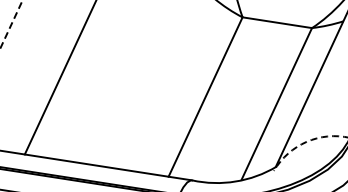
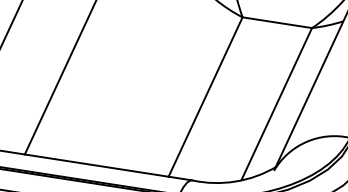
line: dashed -> solid (11, 24)
arc: dashed -> solid (305, 142)
